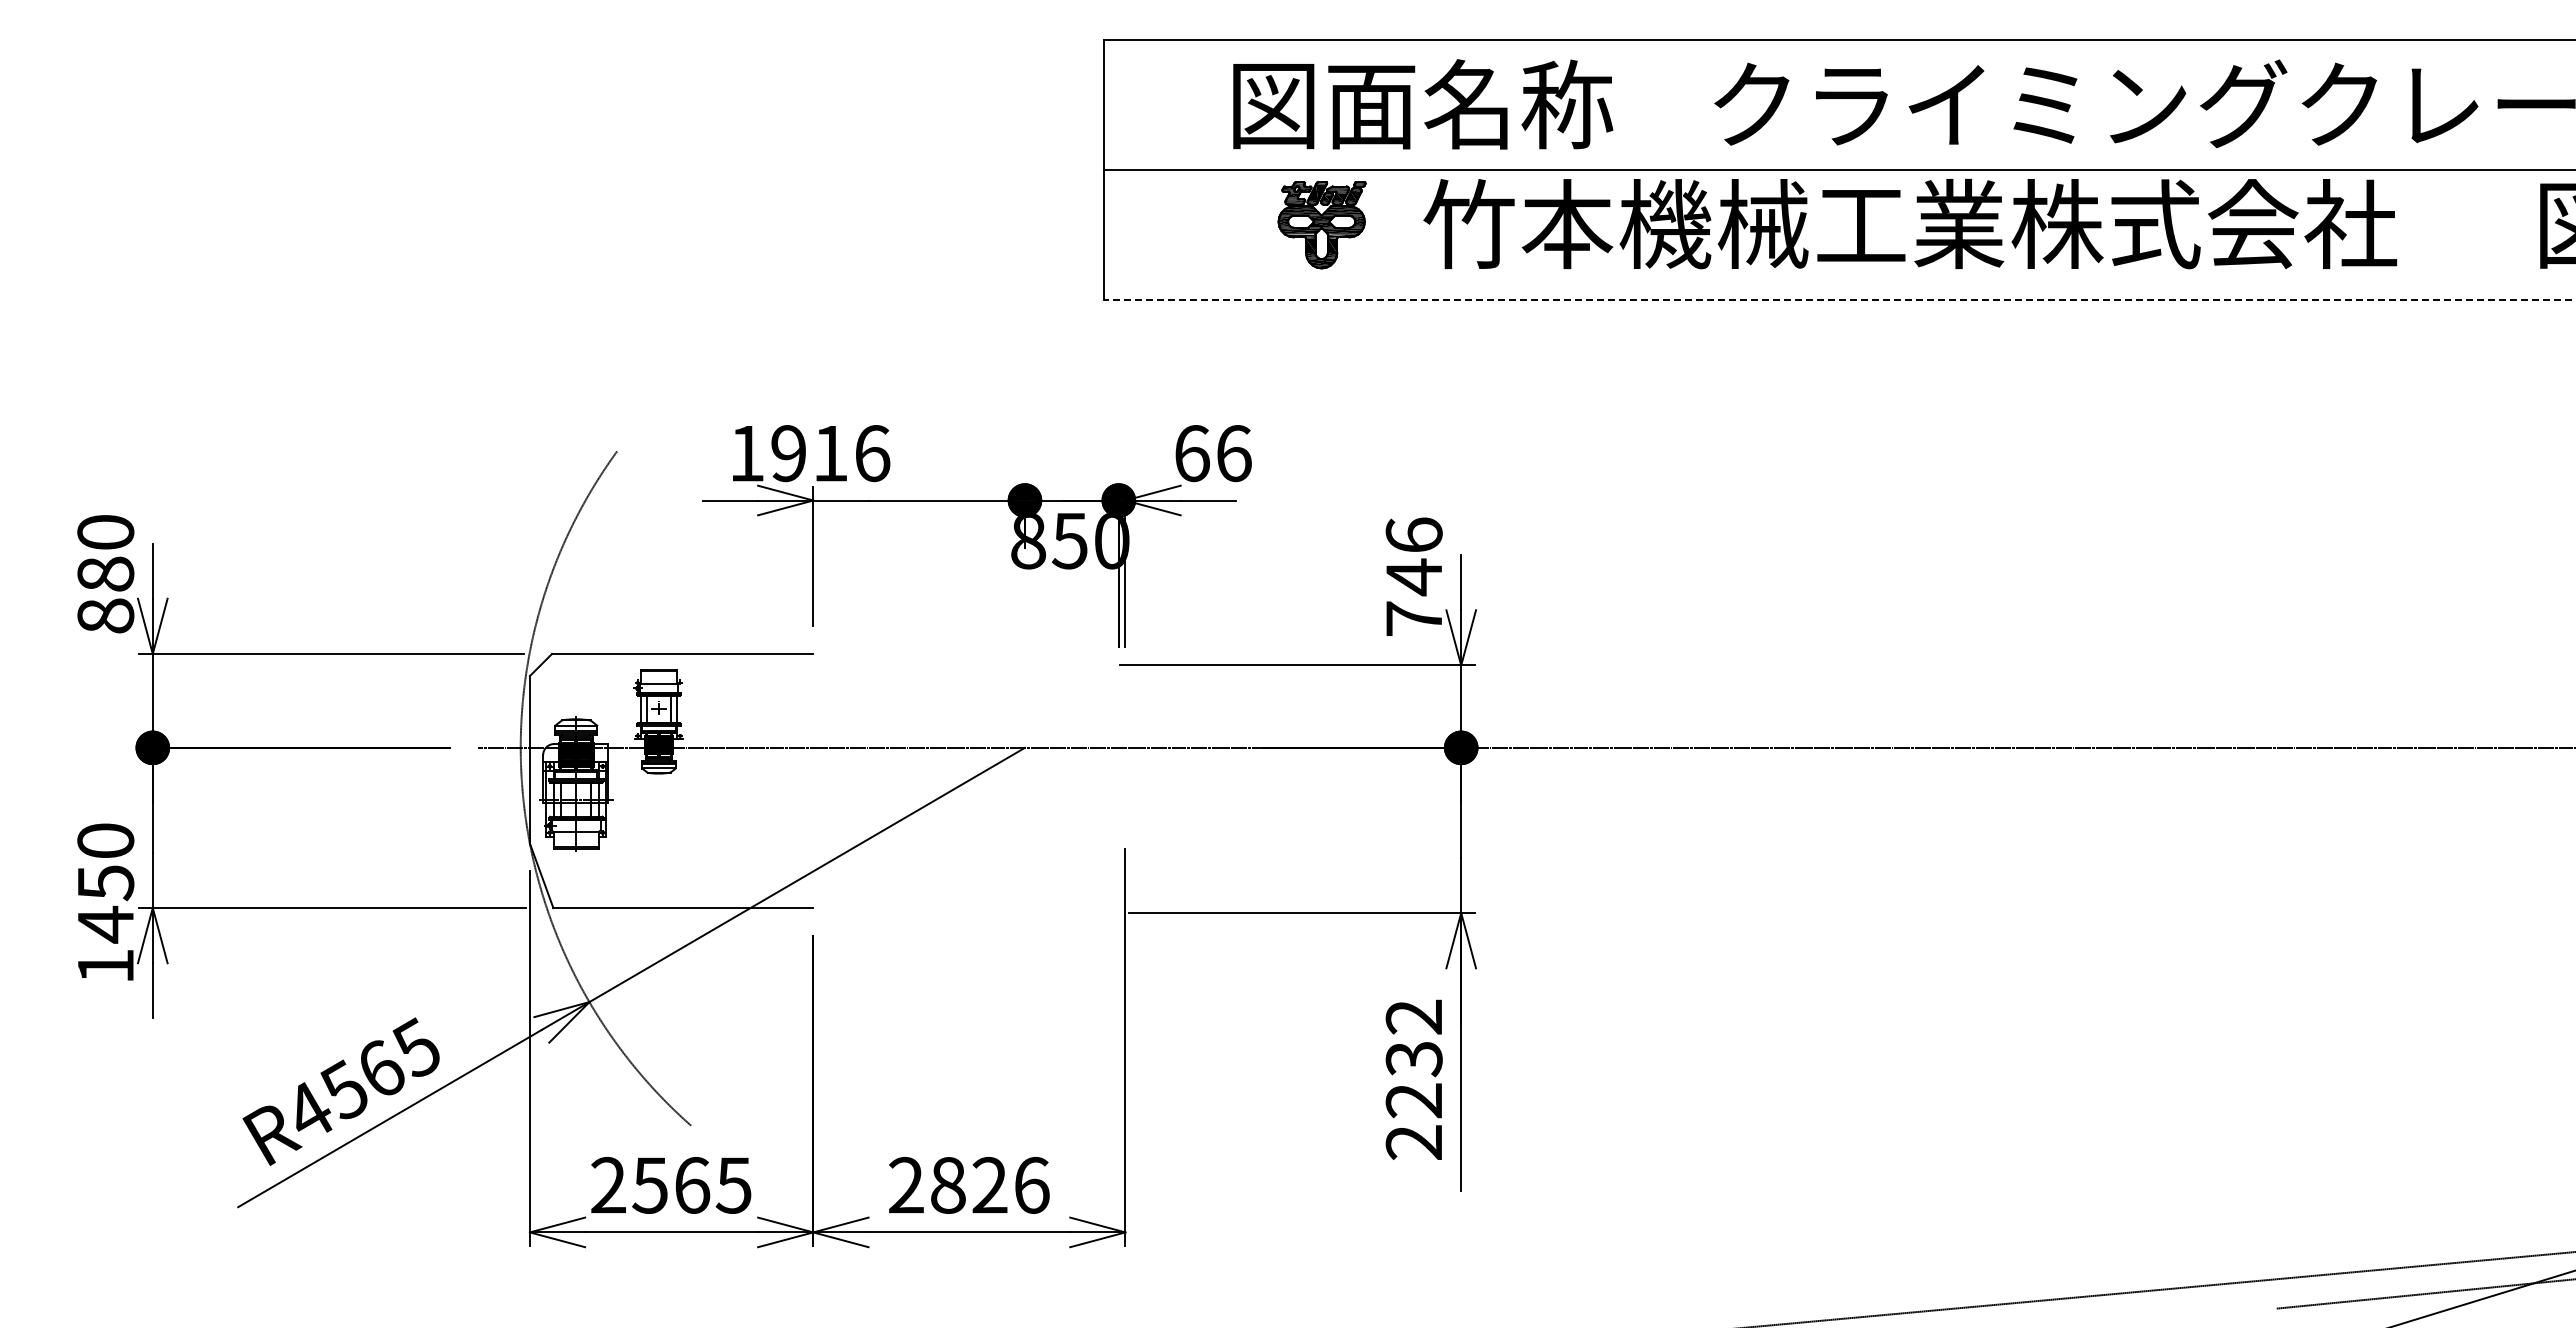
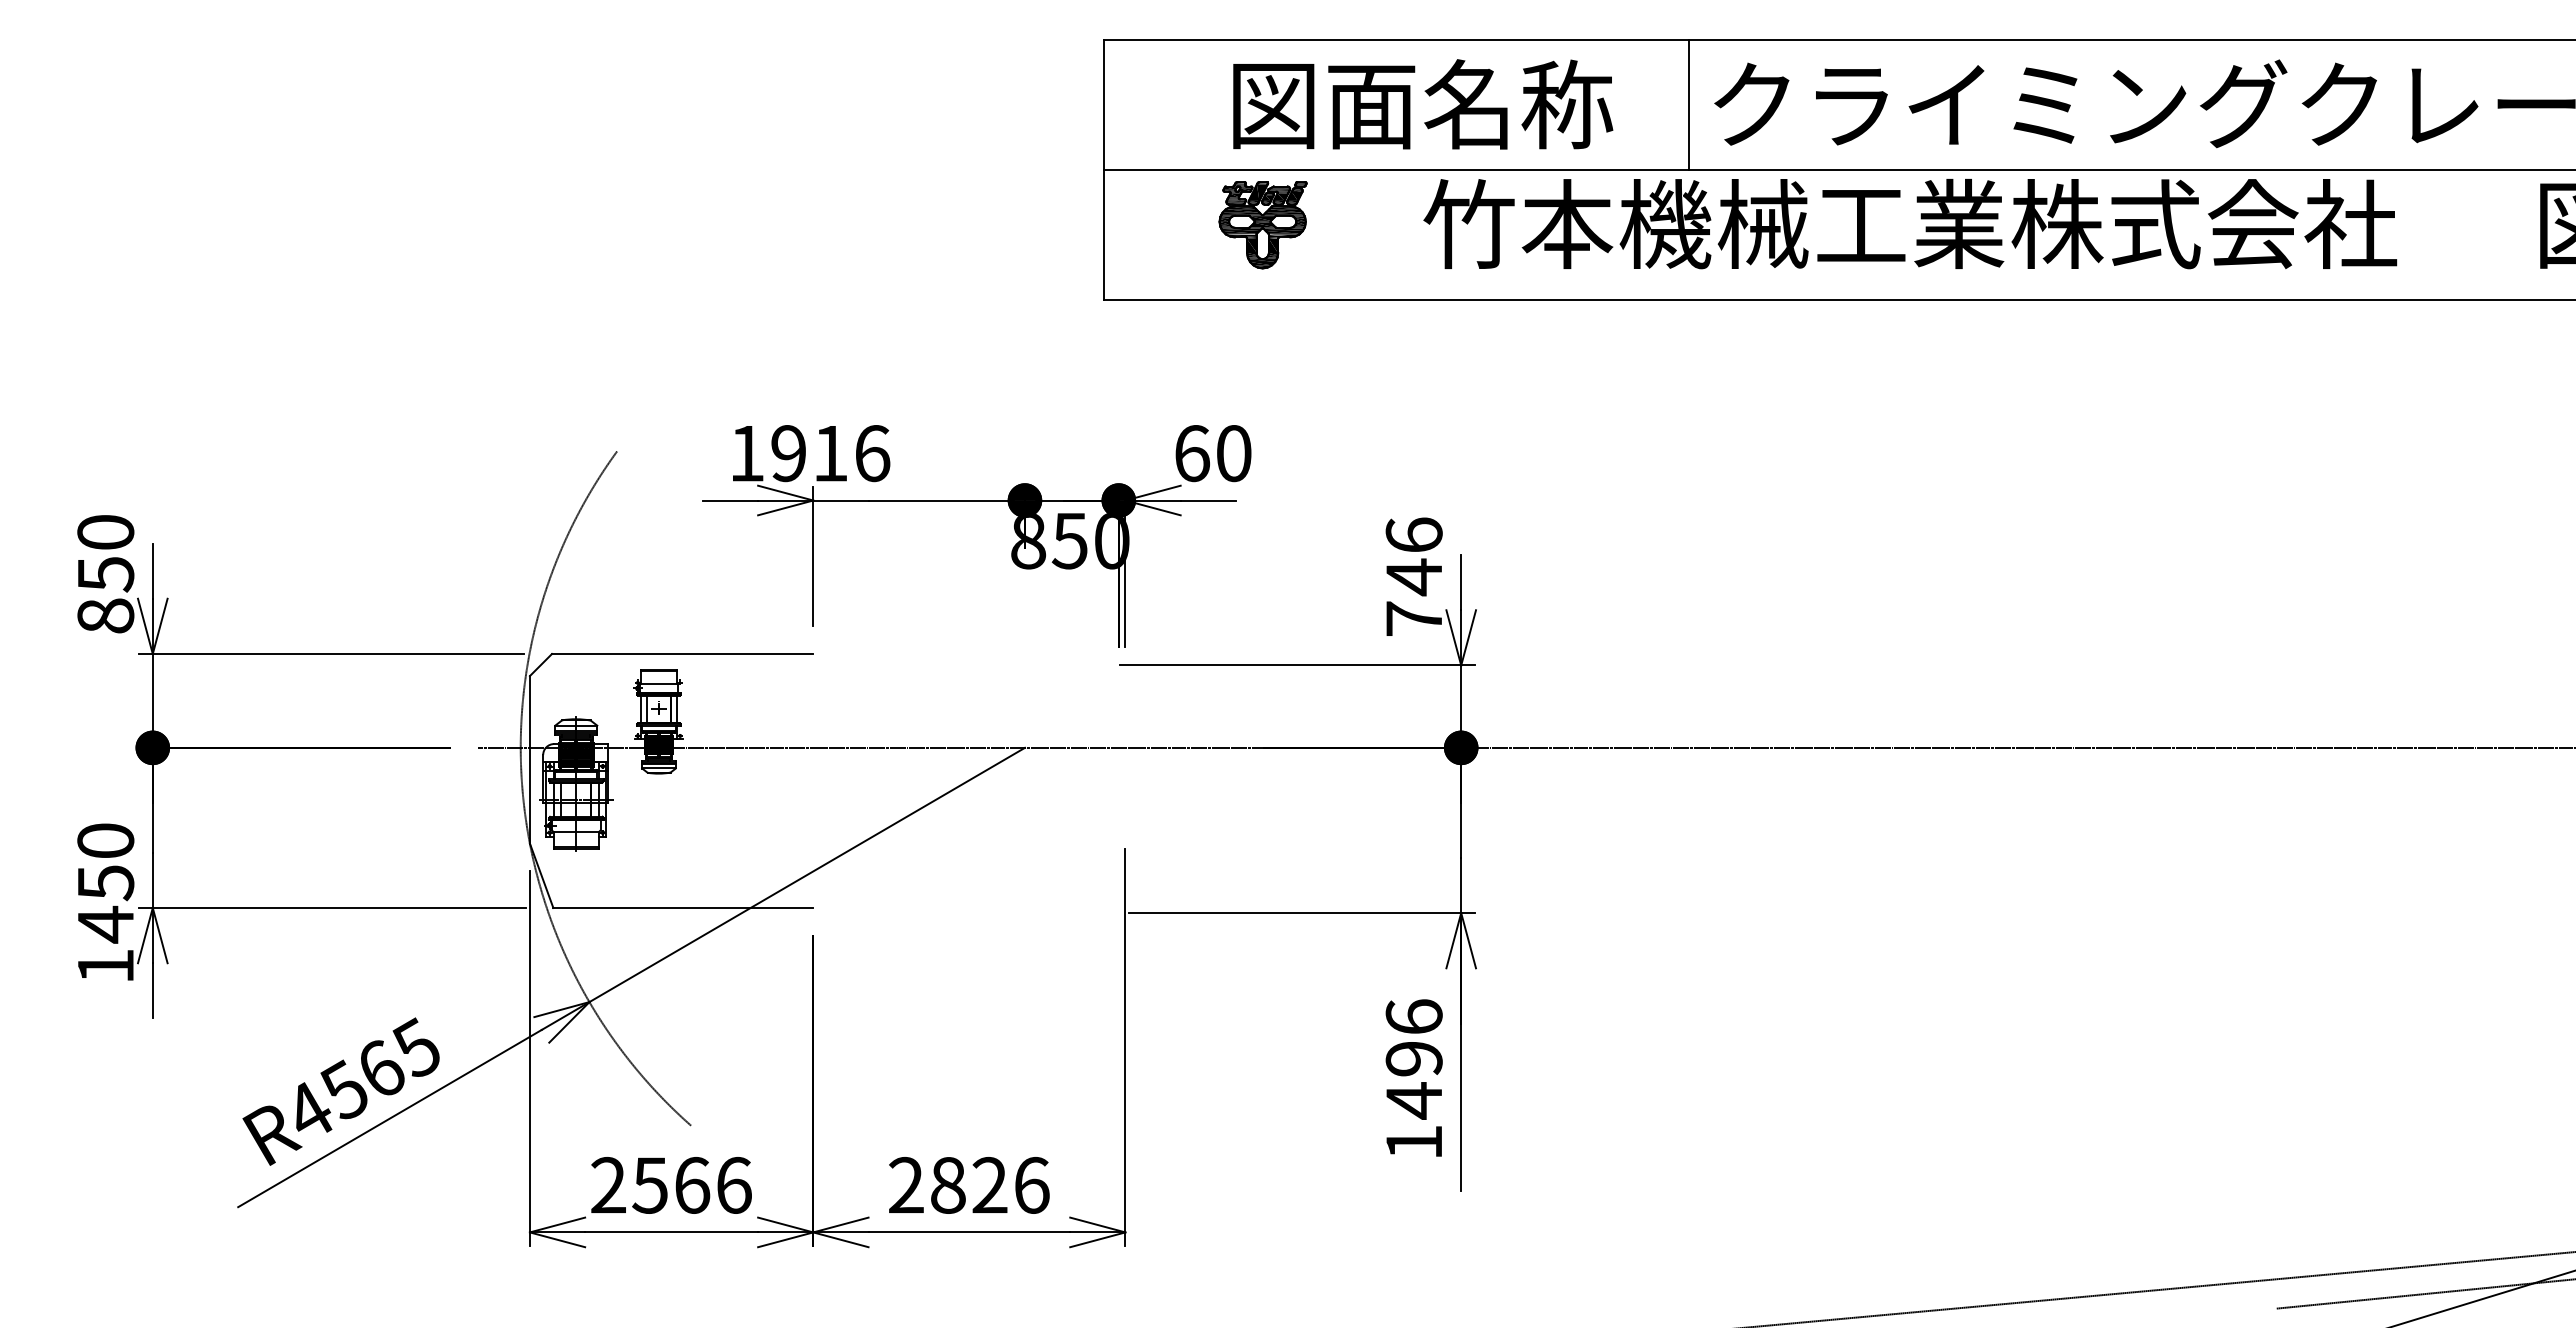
line: none -> present (1688, 104)
part position: (1321, 225) -> (1262, 225) (1262, 225)
line: dashed -> solid (1839, 300)
text: 66 -> 60 (1234, 453)
text: 880 -> 850 (105, 574)
text: 2232 -> 1496 (1413, 1079)
text: 2565 -> 2566 (733, 1185)
